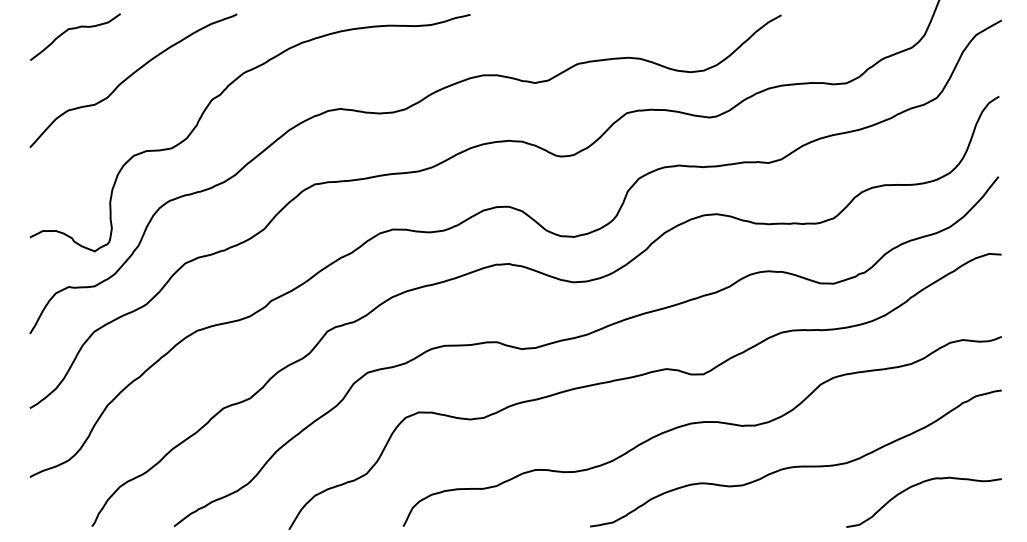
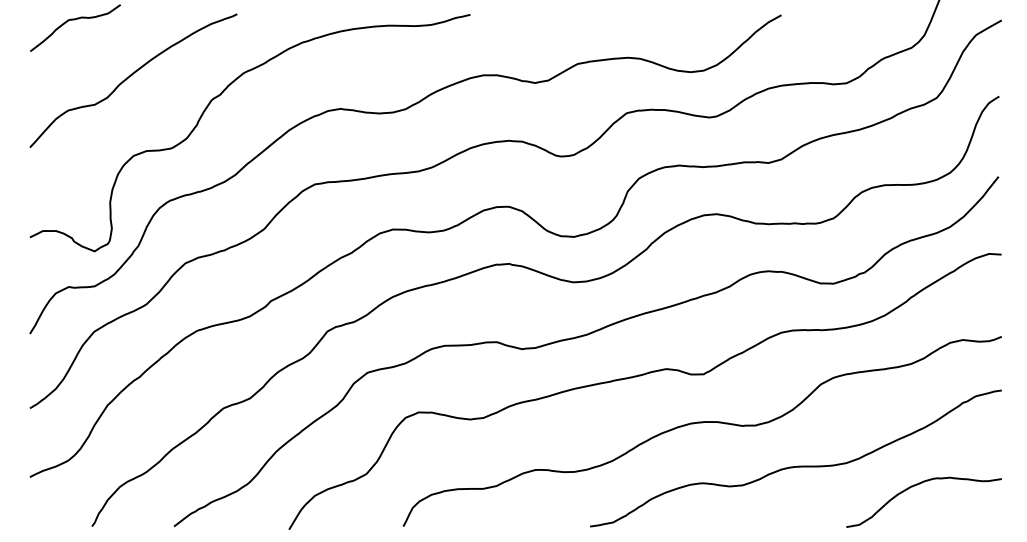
curve position: (75, 29) -> (75, 20) (75, 20)
